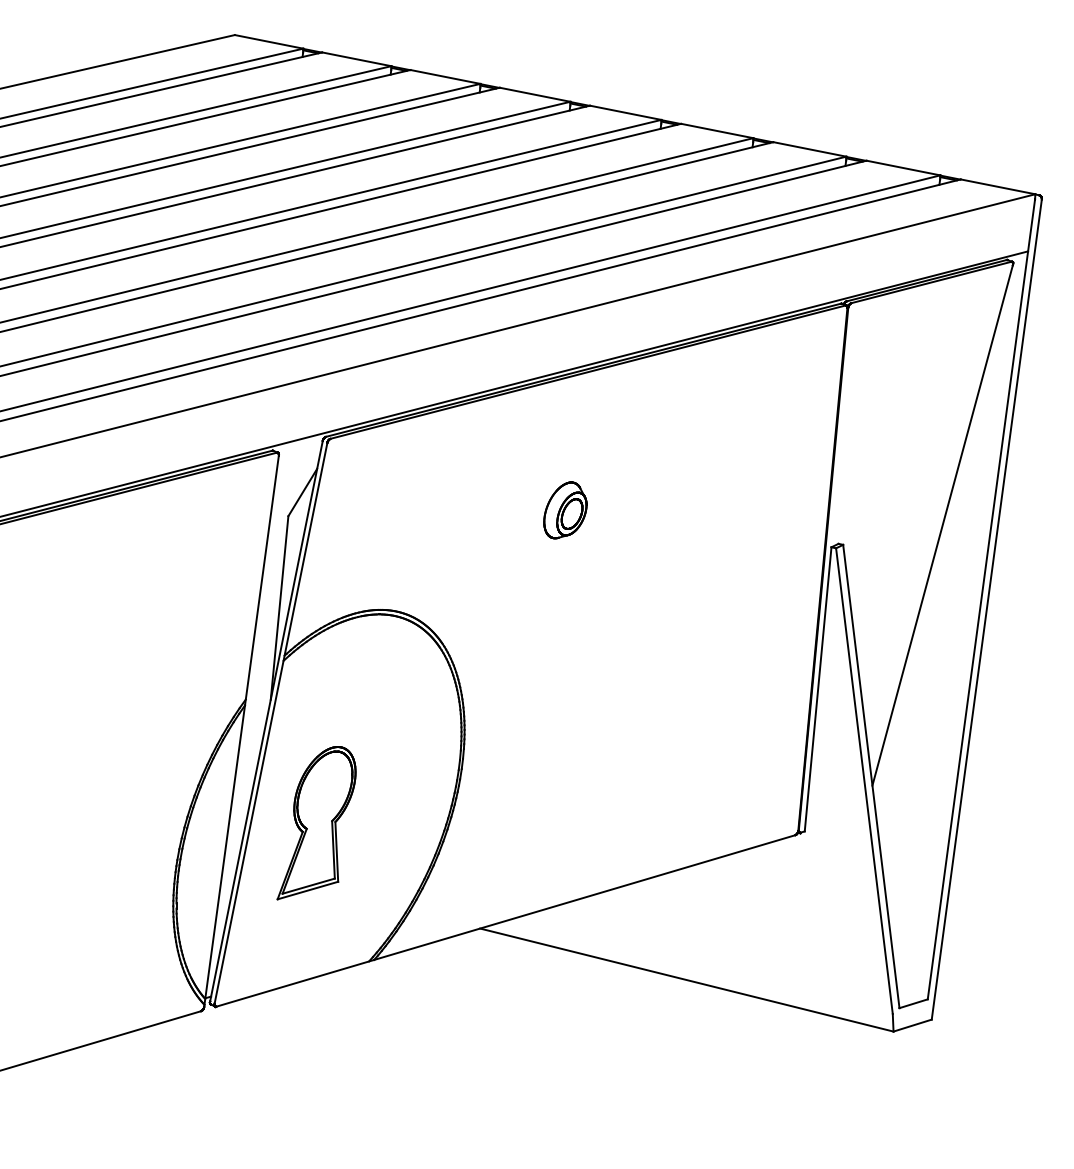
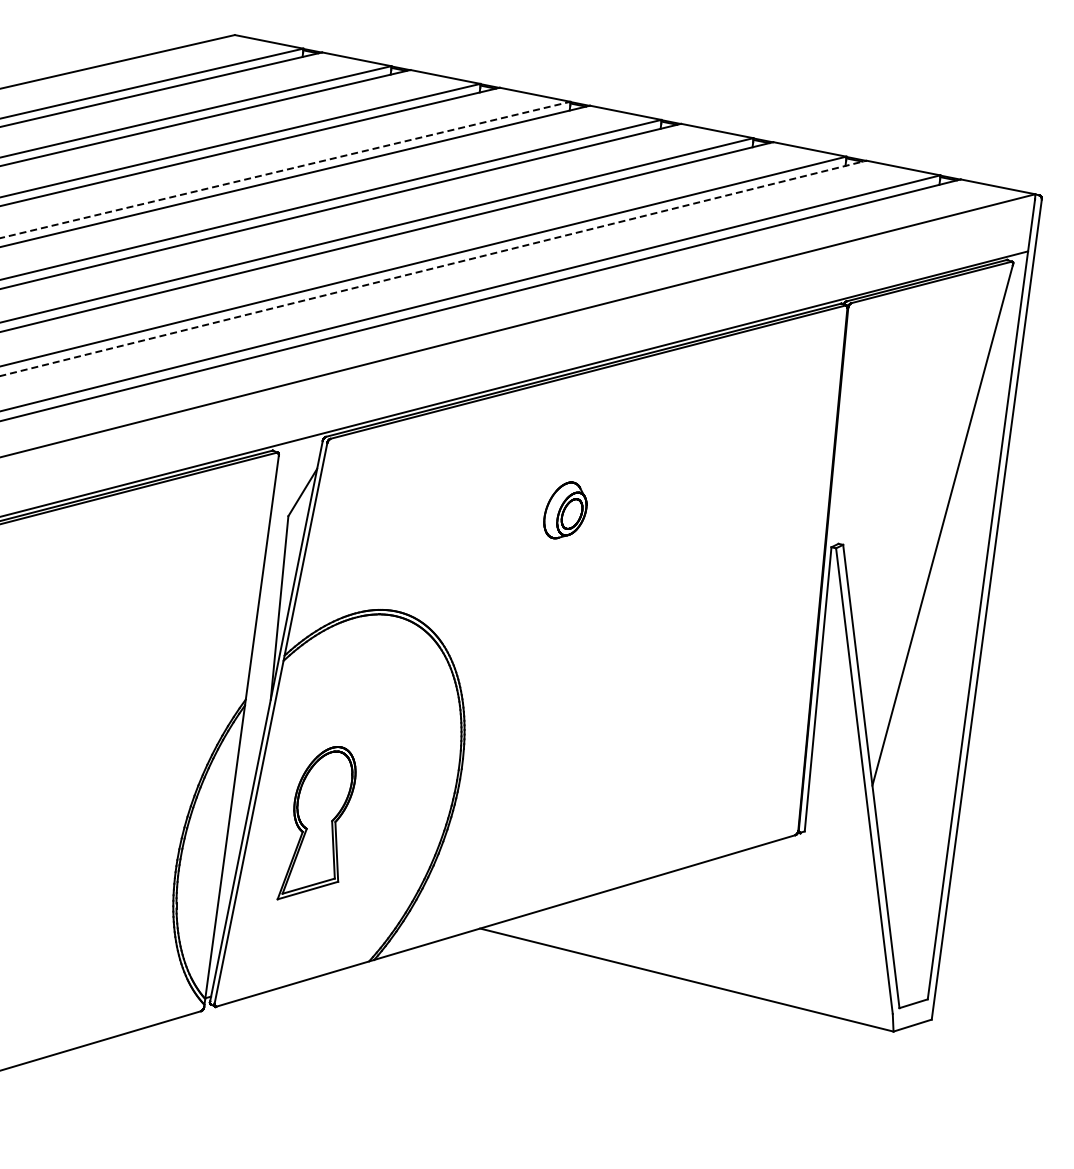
line: solid -> dashed (285, 169)
line: solid -> dashed (433, 268)
